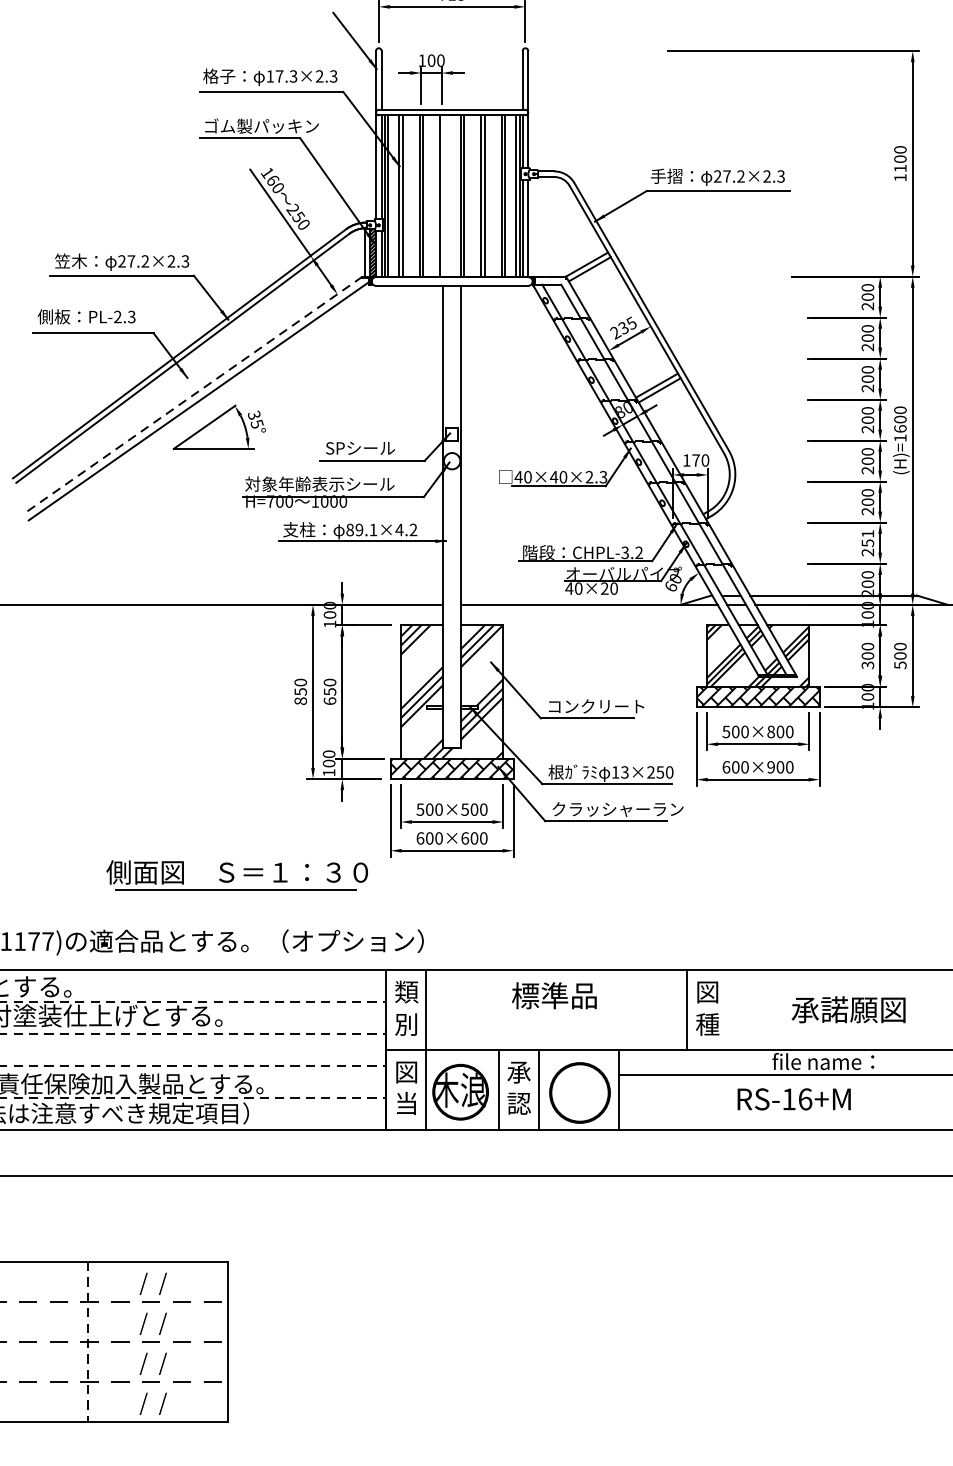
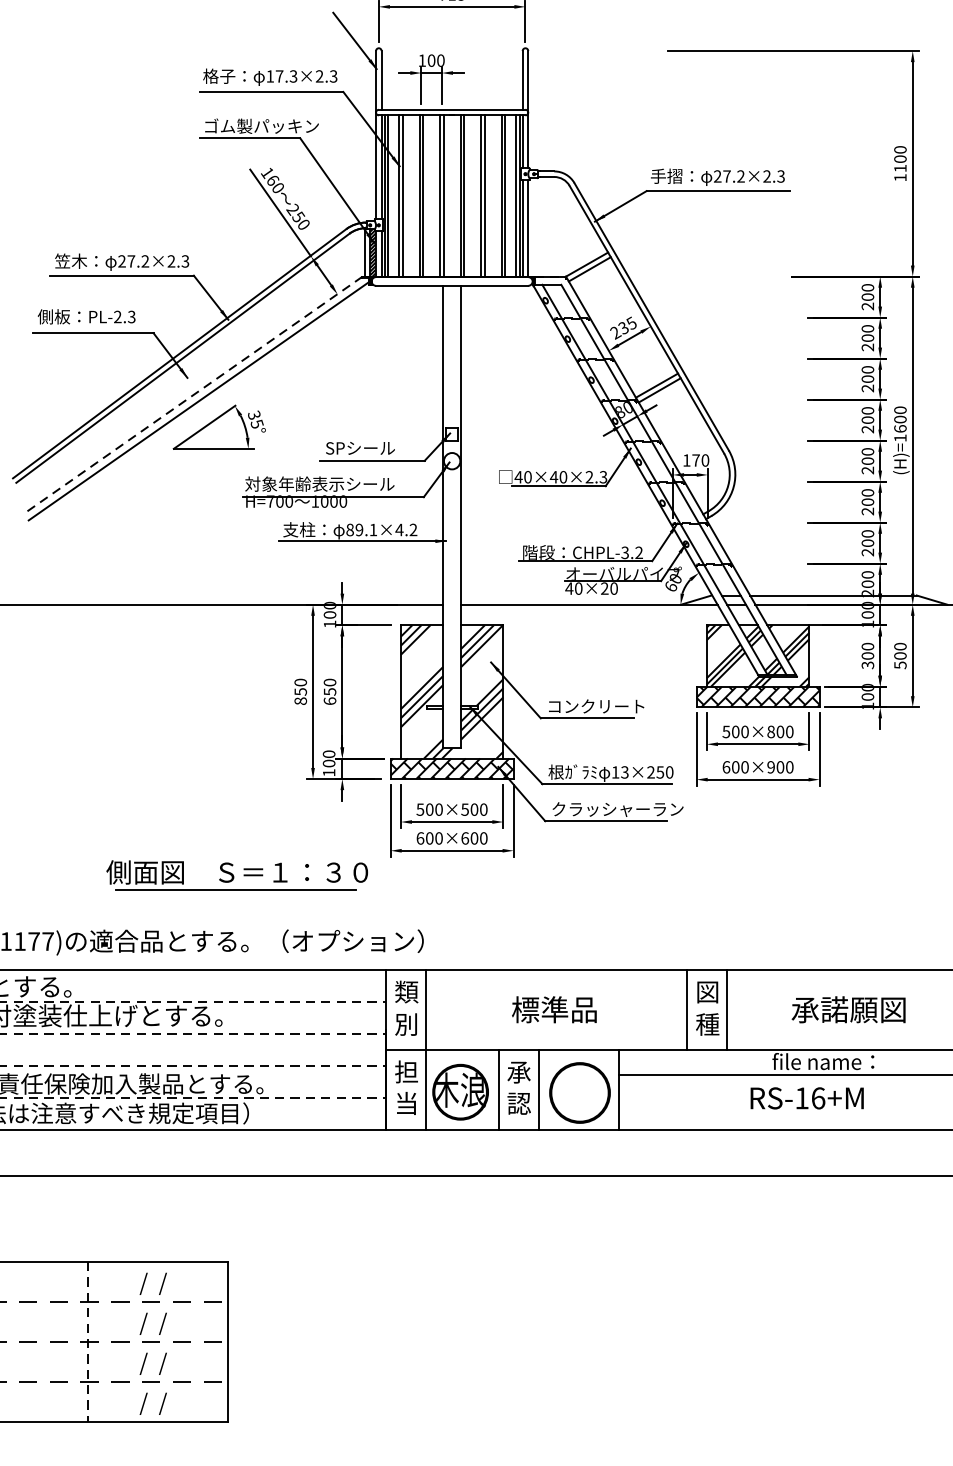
line: none -> present (443, 195)
text: 251 -> 200 (867, 538)
text position: (554, 995) -> (554, 1009) (554, 1009)
line: none -> present (726, 1010)
text: 図 -> 担 (406, 1071)
text position: (793, 1099) -> (806, 1098) (806, 1098)
